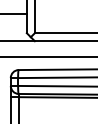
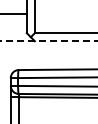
line: solid -> dashed (49, 41)
line: present -> none (48, 57)
